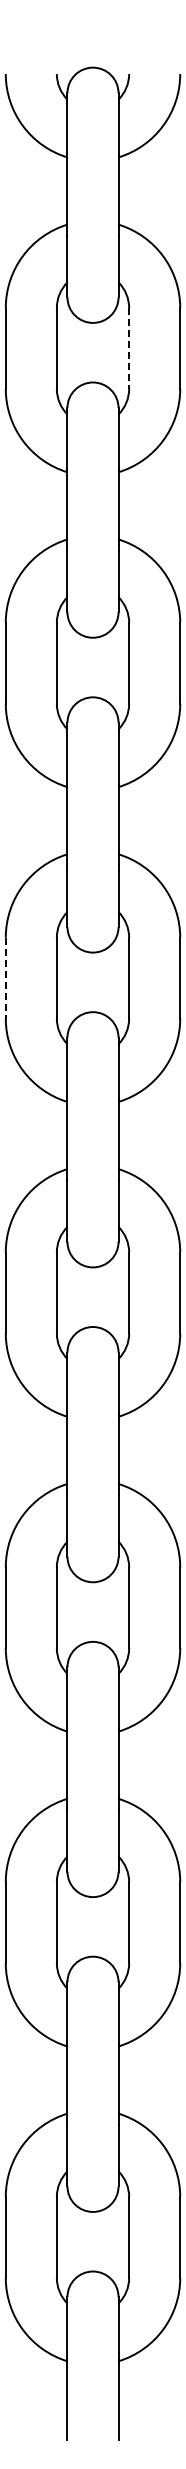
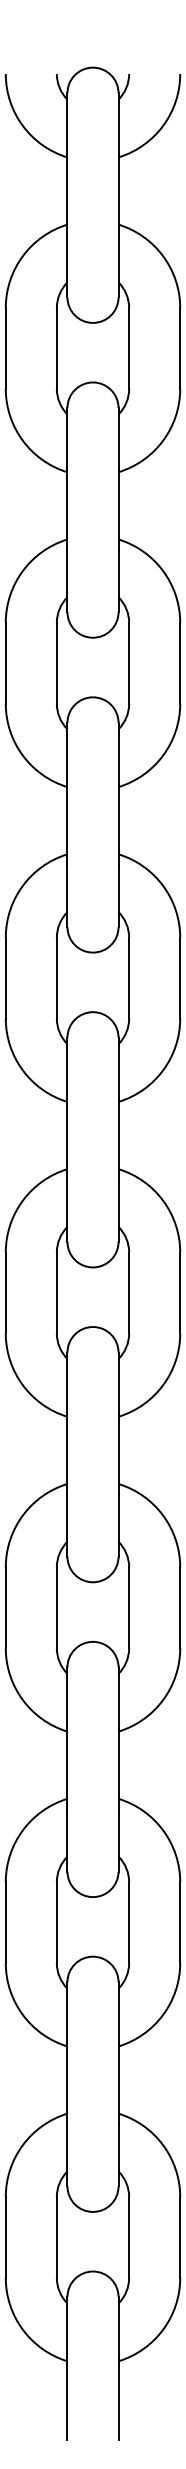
line: dashed -> solid (129, 348)
line: dashed -> solid (5, 978)
